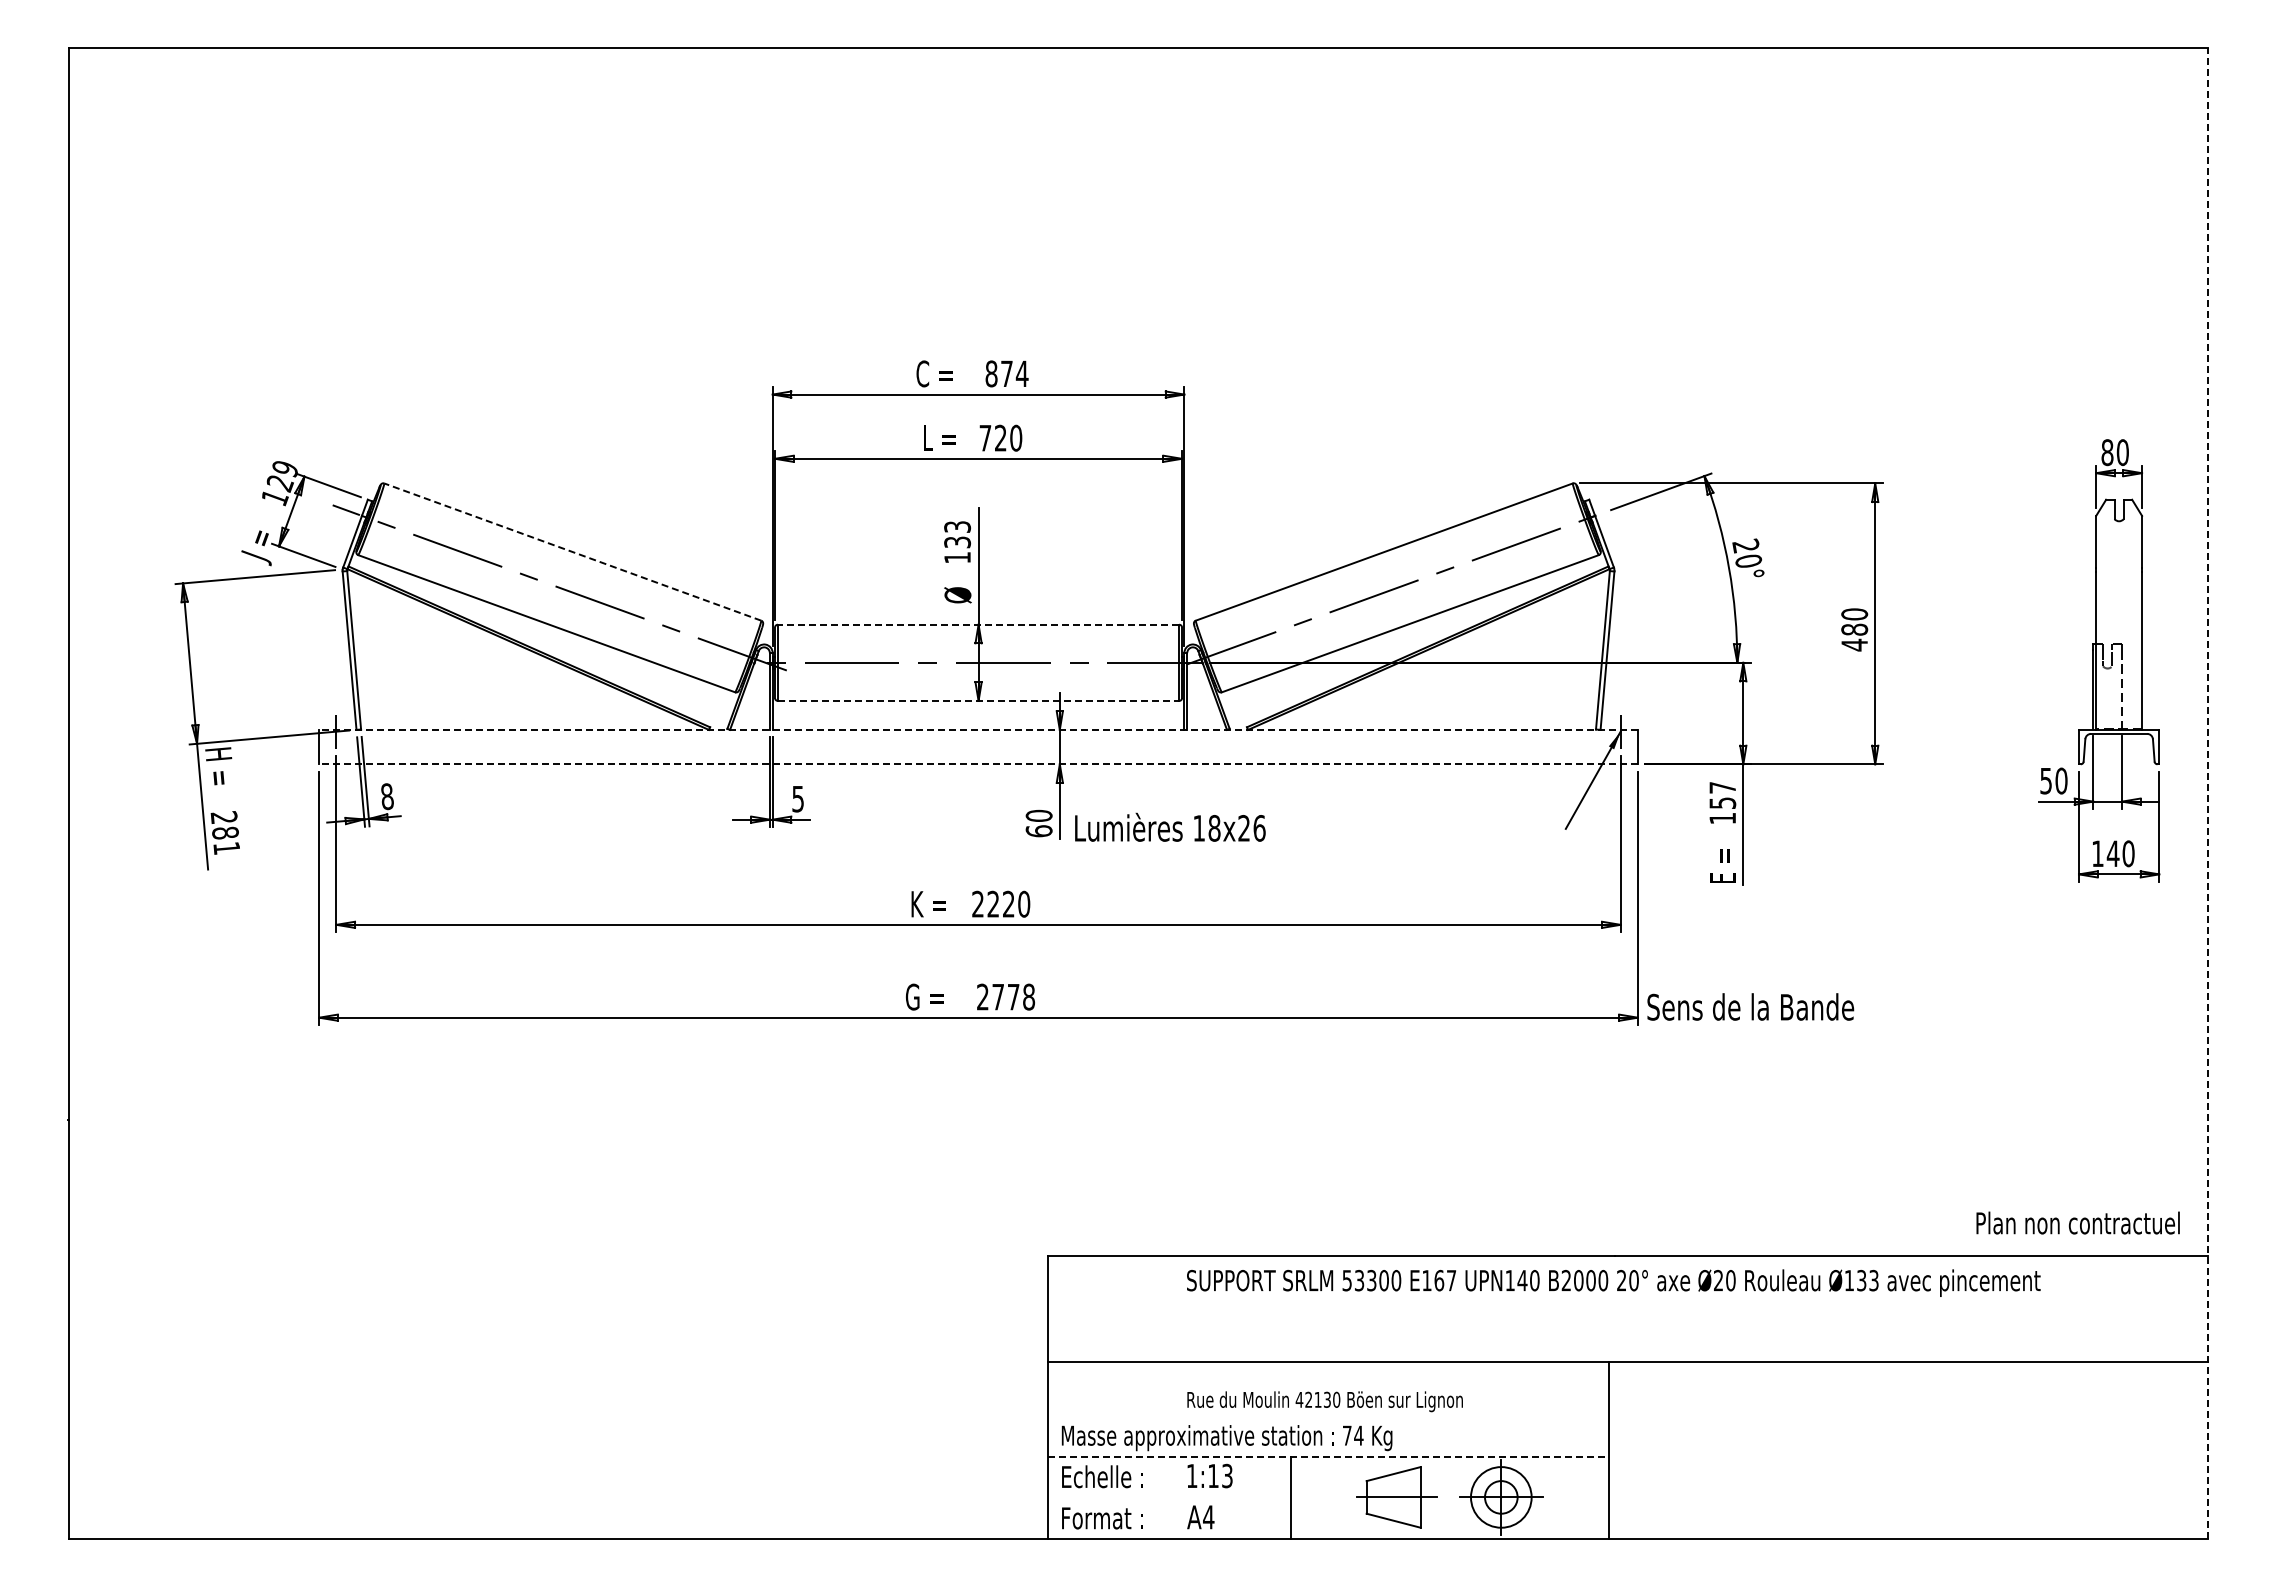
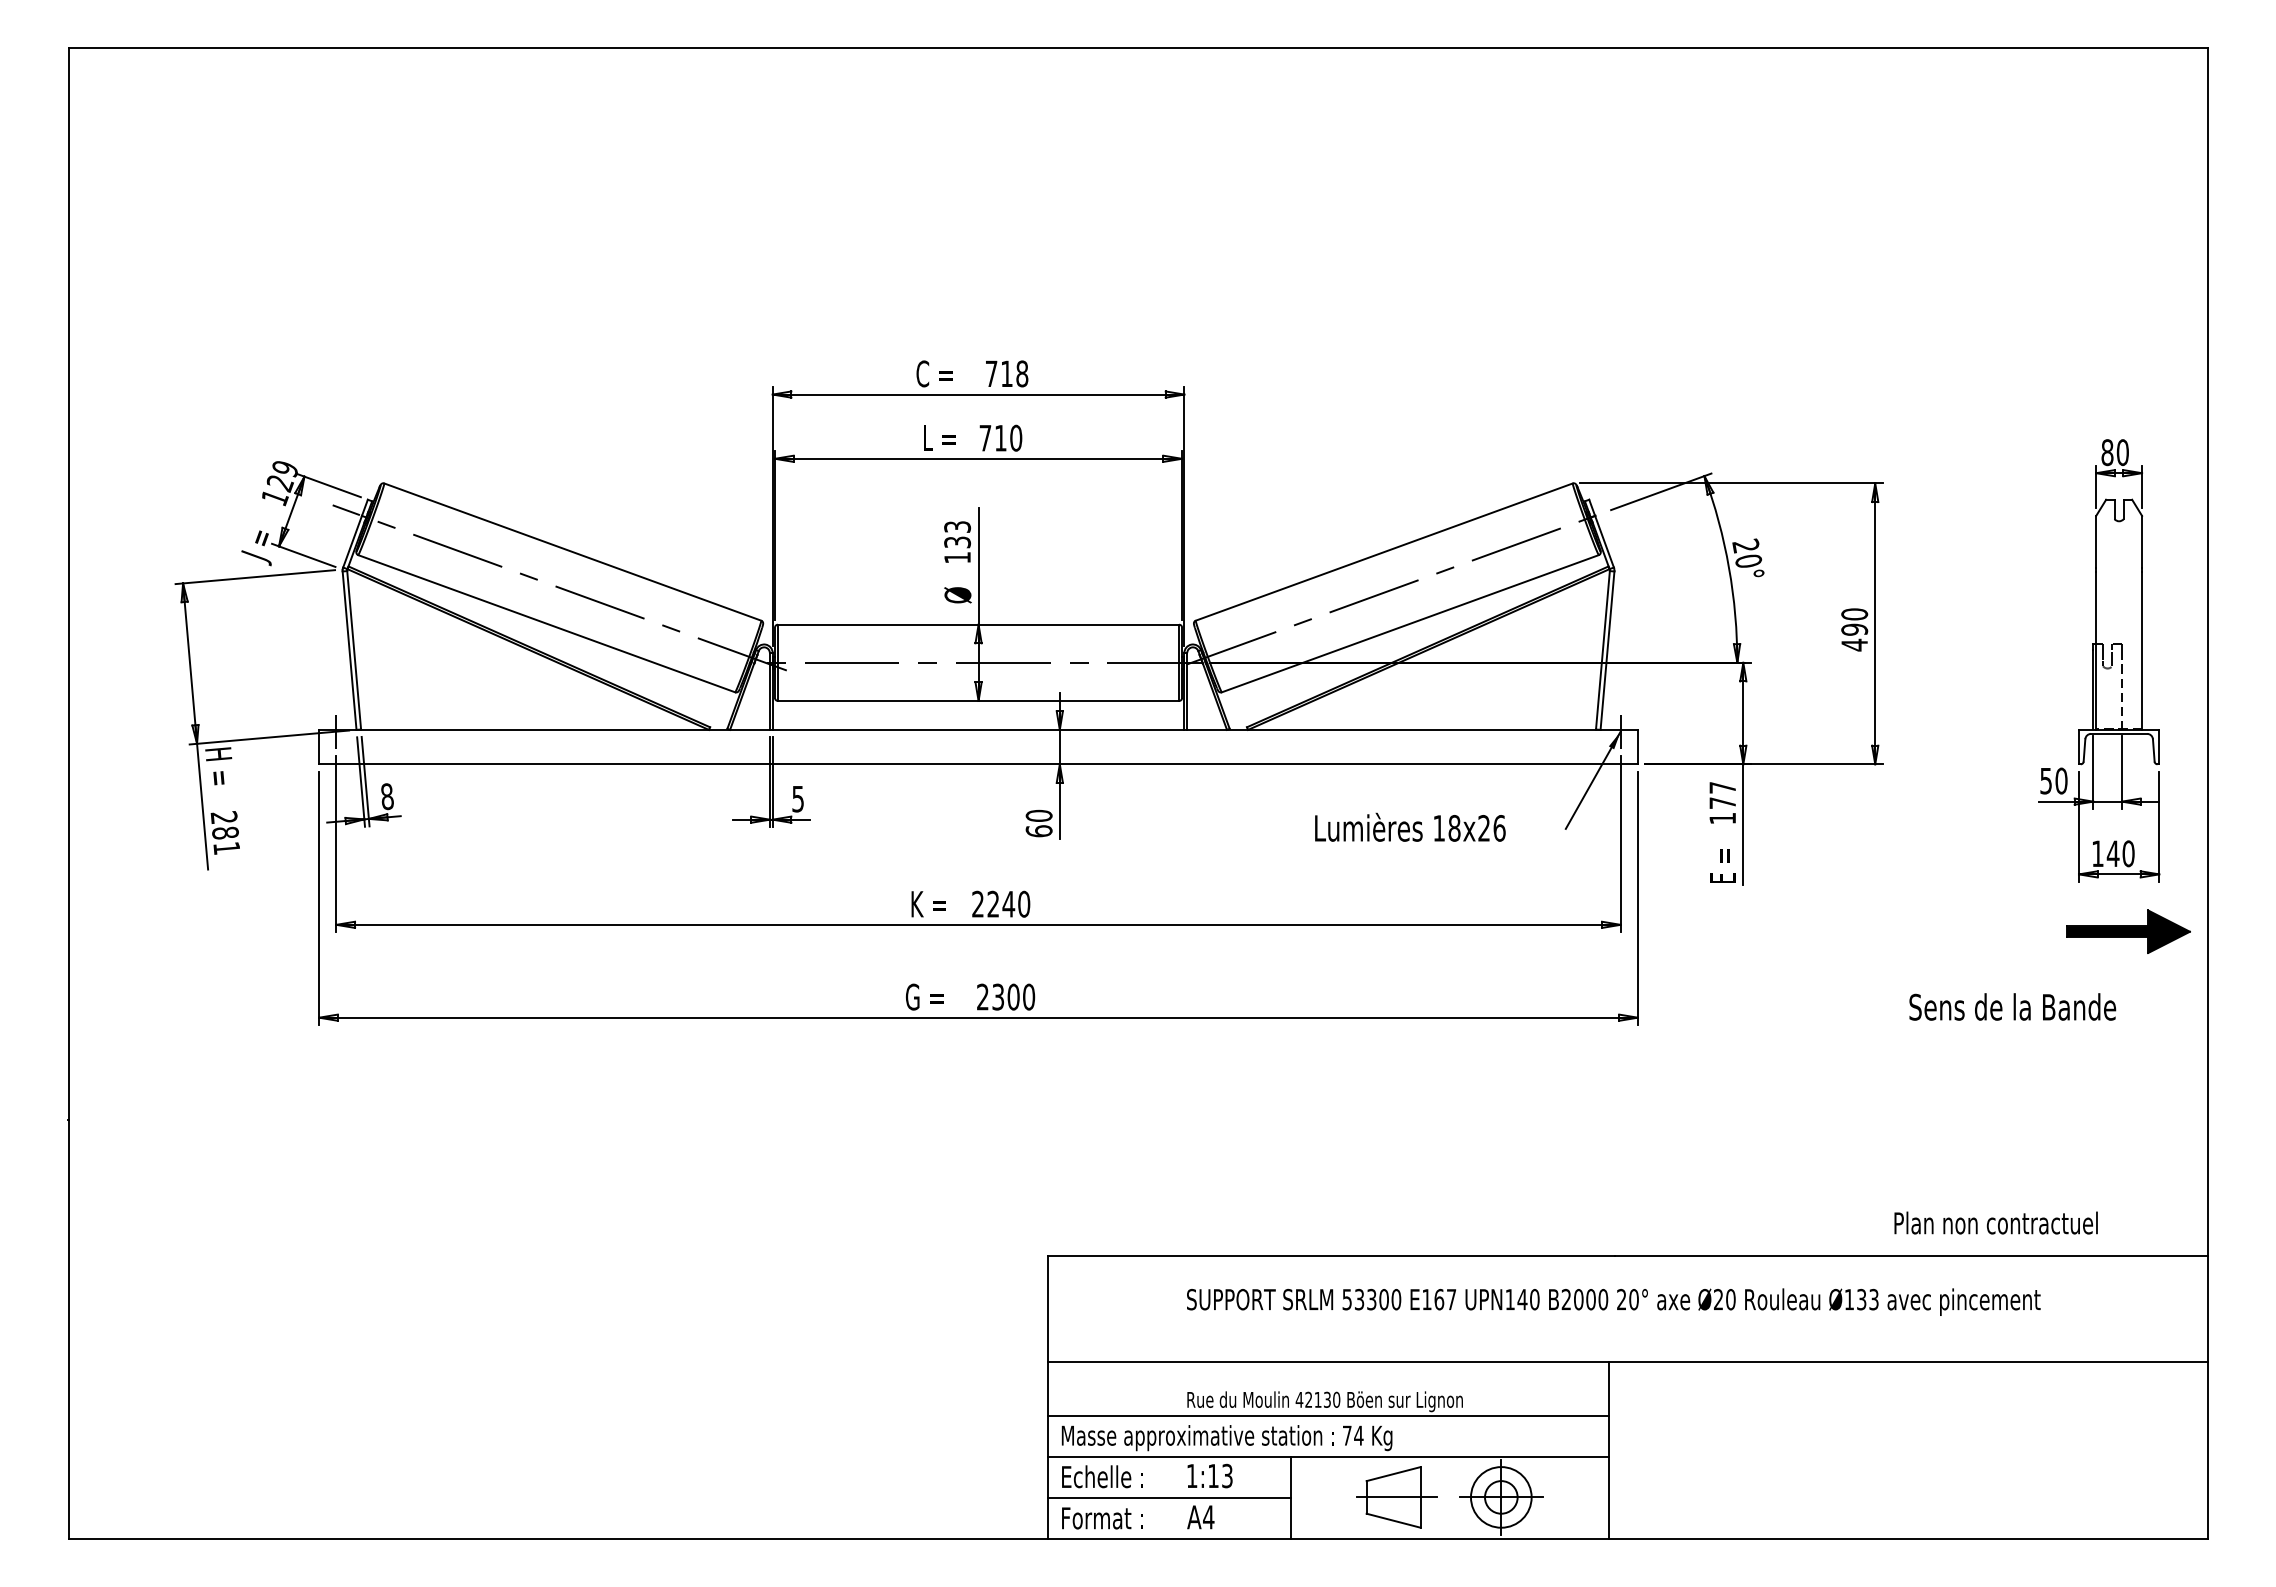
text: 874 -> 718 (1006, 373)
text: 720 -> 710 (1000, 437)
line: dashed -> solid (572, 552)
line: dashed -> solid (978, 624)
text: 480 -> 490 (1854, 629)
line: dashed -> solid (978, 700)
line: dashed -> solid (978, 729)
line: dashed -> solid (978, 764)
line: dashed -> solid (2207, 793)
text: 157 -> 177 (1722, 802)
text position: (1170, 826) -> (1410, 826) (1410, 826)
text: 2220 -> 2240 (1008, 903)
part: none -> present (2128, 931)
text: 2778 -> 2300 (1013, 996)
text position: (1750, 1006) -> (2012, 1006) (2012, 1006)
text position: (2077, 1222) -> (1995, 1222) (1995, 1222)
text position: (1613, 1282) -> (1613, 1301) (1613, 1301)
line: none -> present (1328, 1416)
line: dashed -> solid (1328, 1457)
line: none -> present (1169, 1498)
